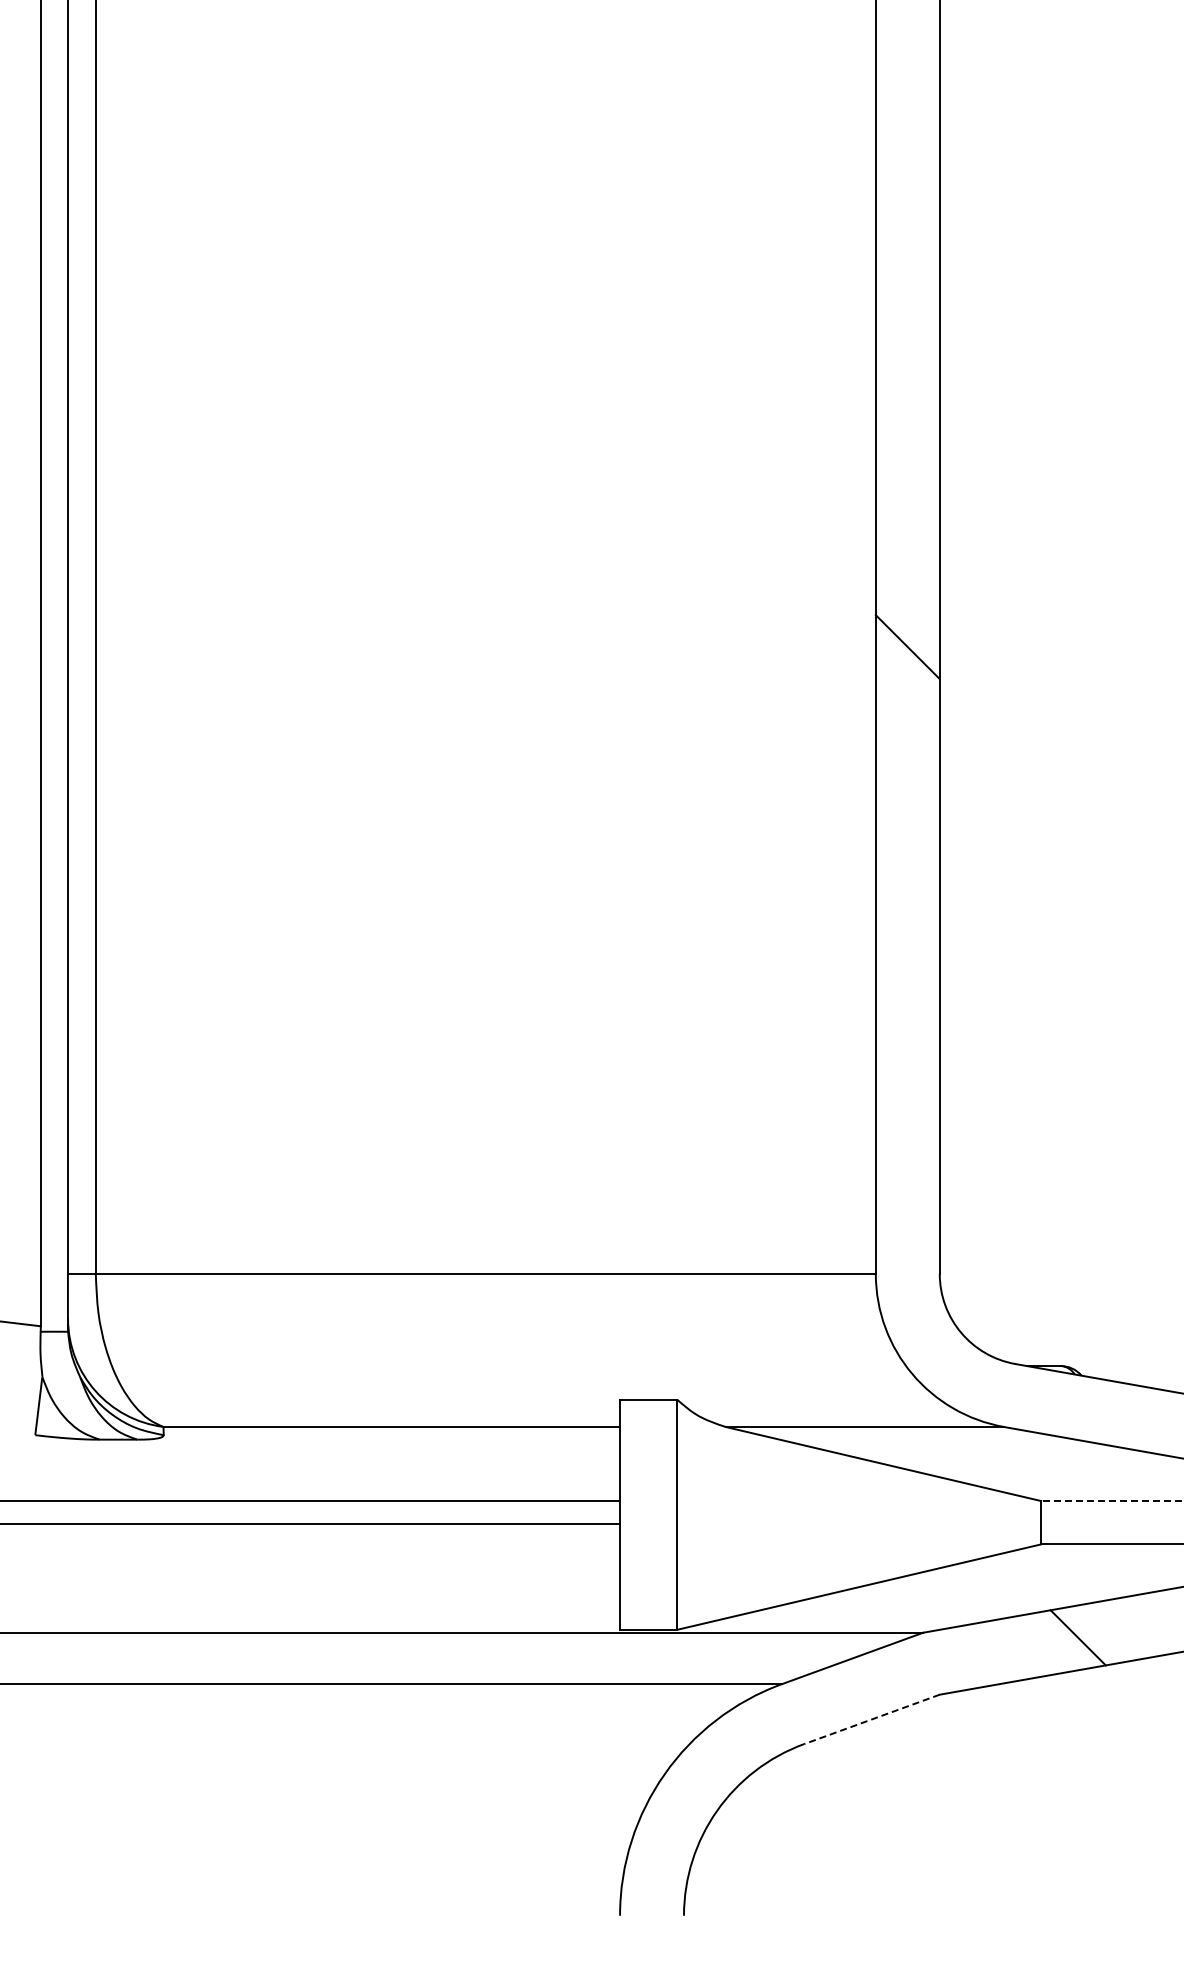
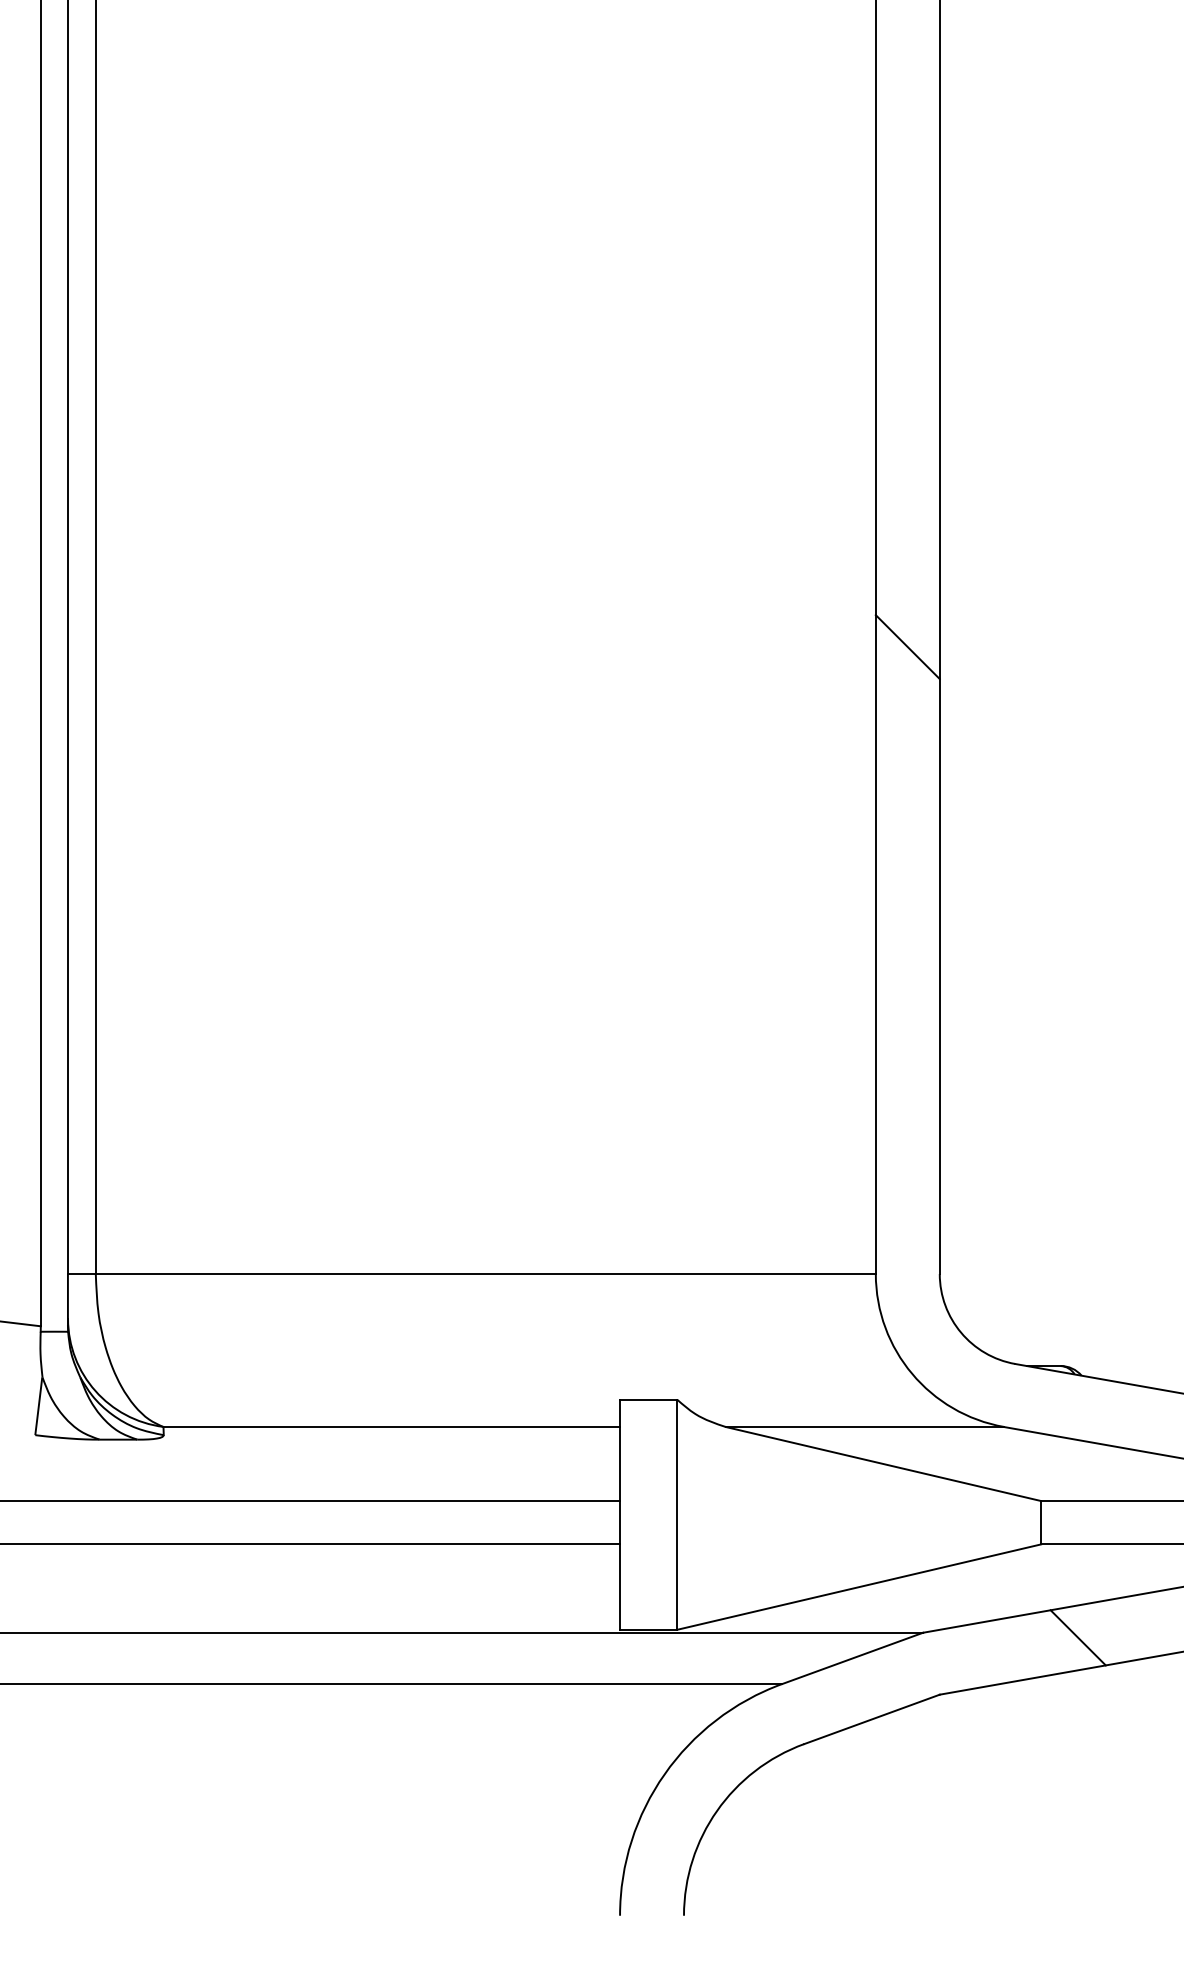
line: dashed -> solid (1112, 1501)
line position: (310, 1524) -> (310, 1544) (310, 1544)
line: dashed -> solid (871, 1719)
